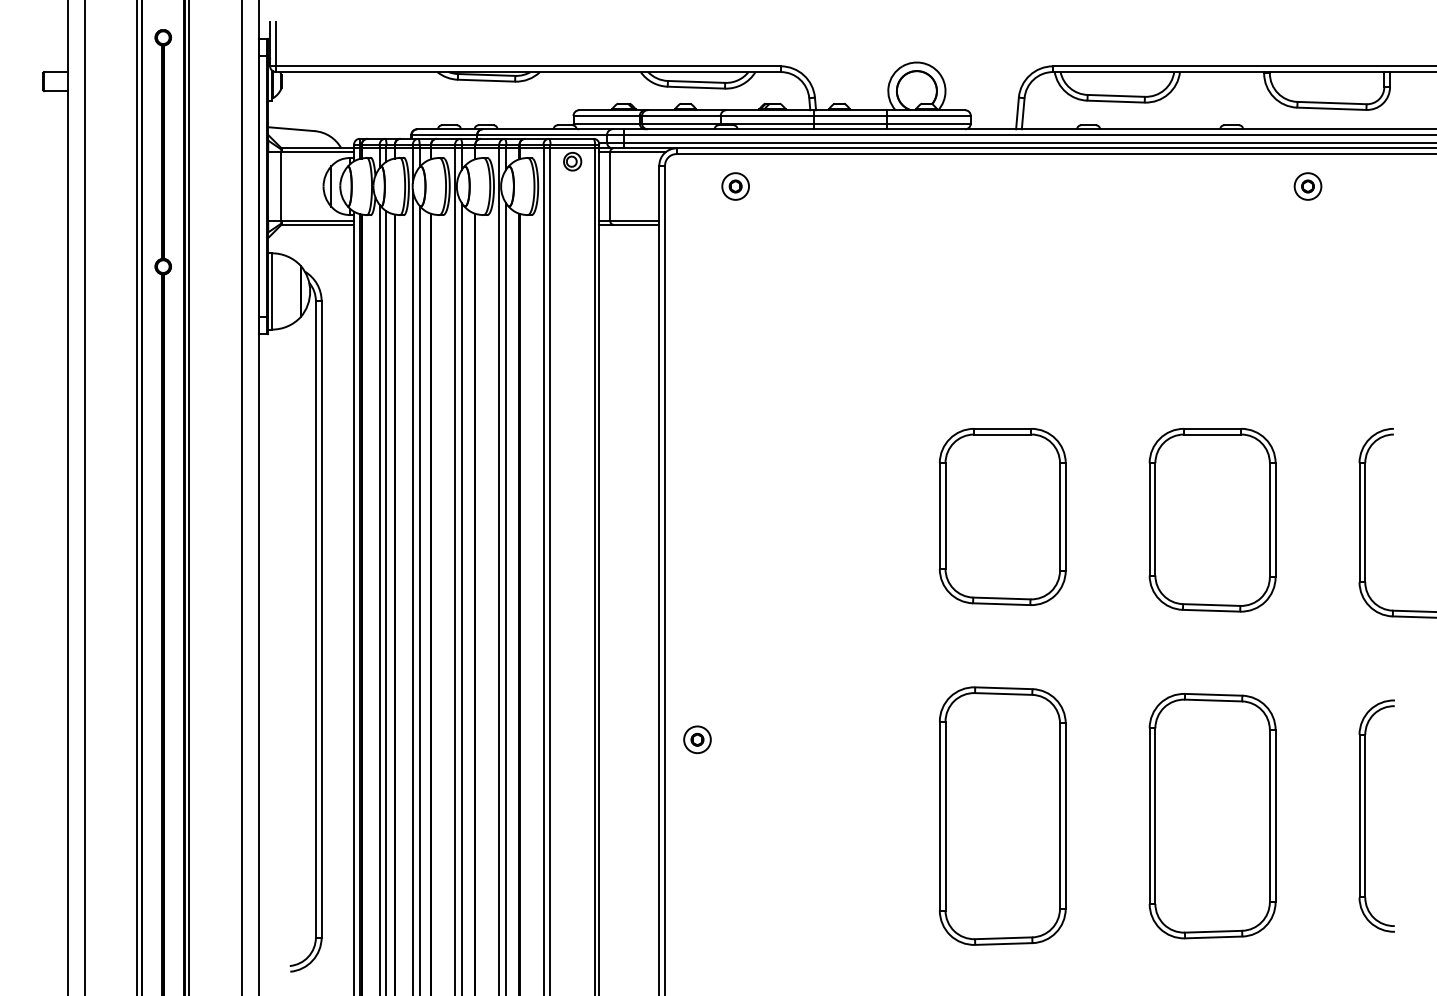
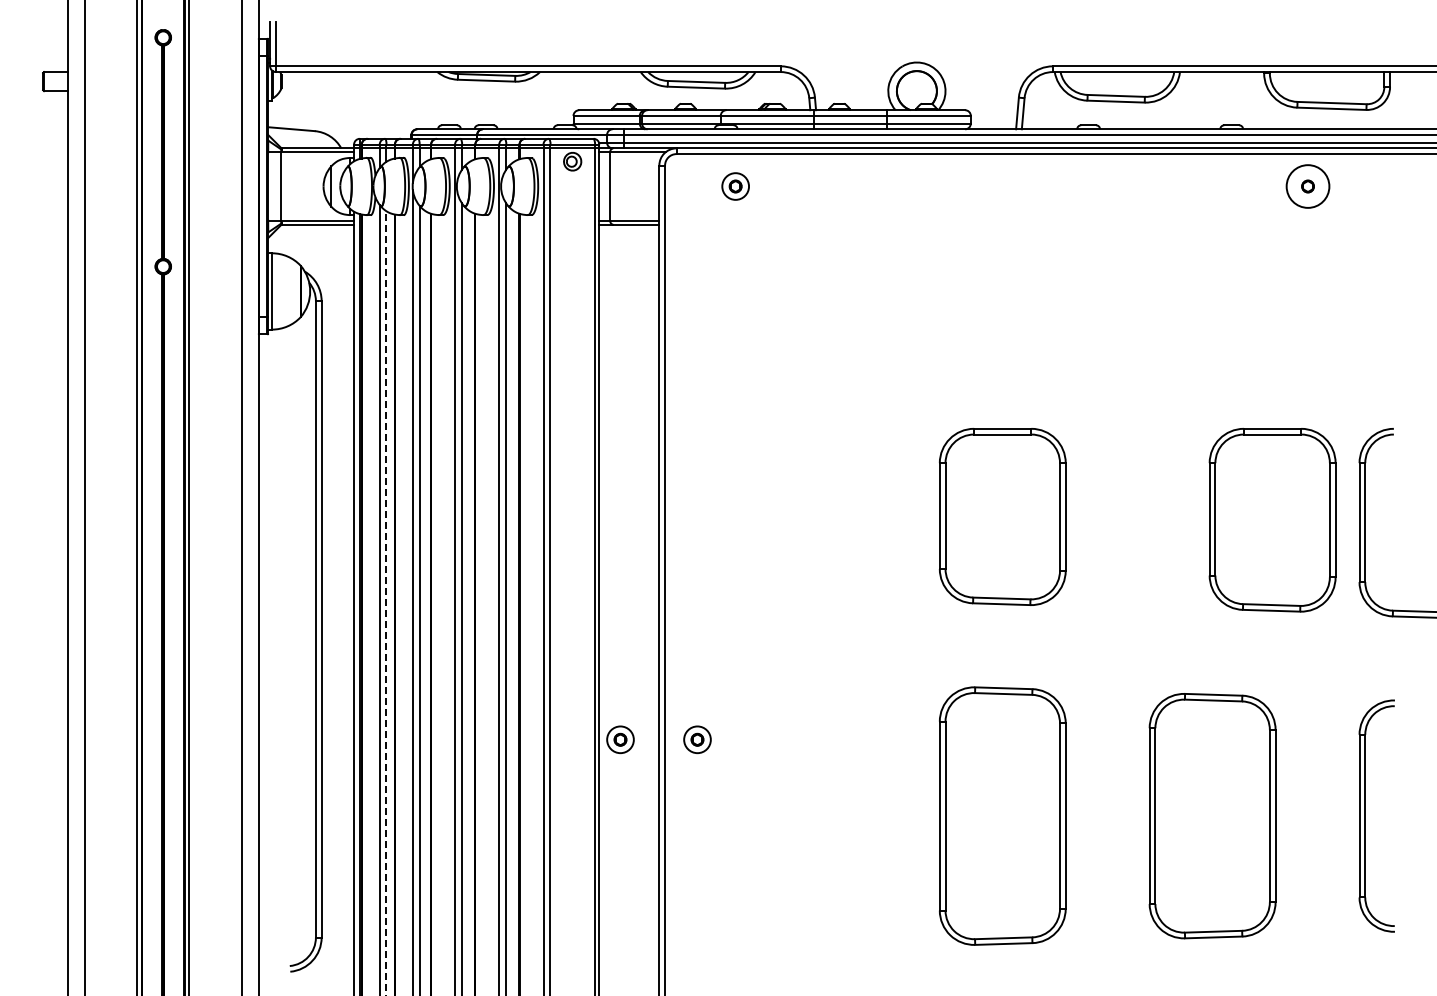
circle diameter: 27 px -> 43 px (1307, 186)
part position: (1212, 520) -> (1272, 520) (1272, 520)
line: solid -> dashed (386, 602)
part: none -> present (620, 739)
